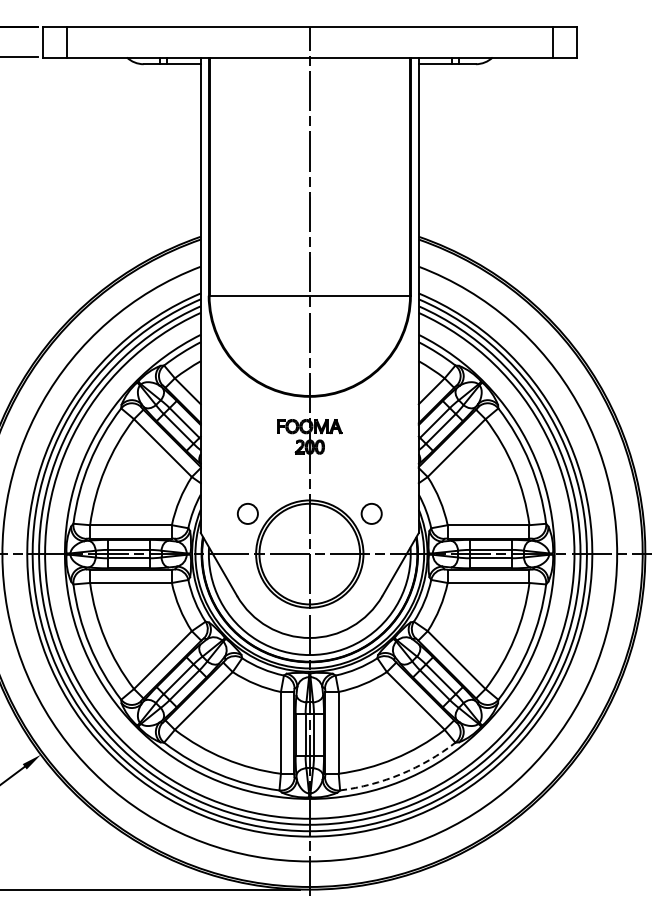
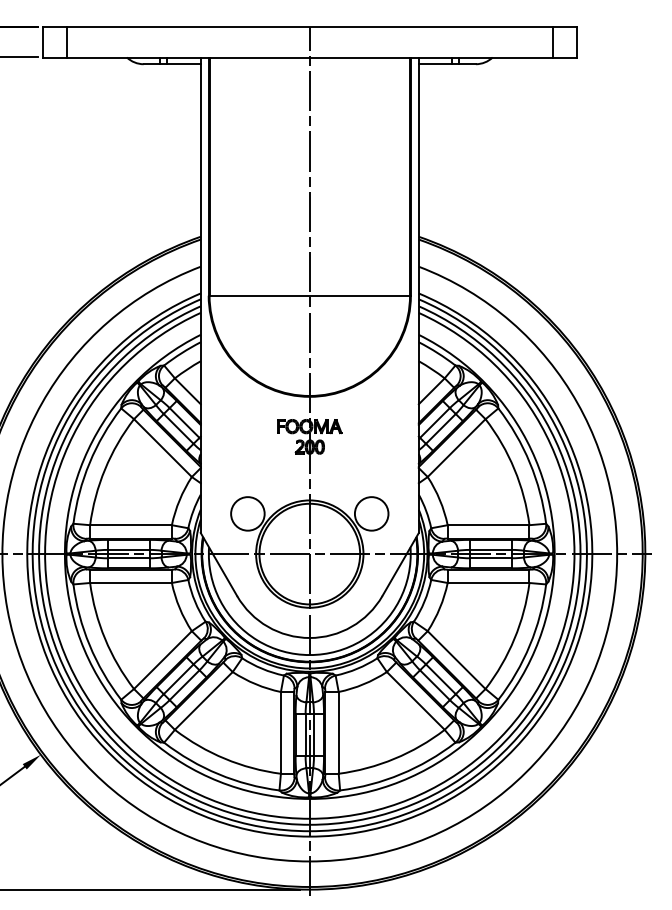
circle diameter: 20 px -> 34 px (247, 513)
circle diameter: 20 px -> 34 px (371, 513)
arc: dashed -> solid (400, 774)
